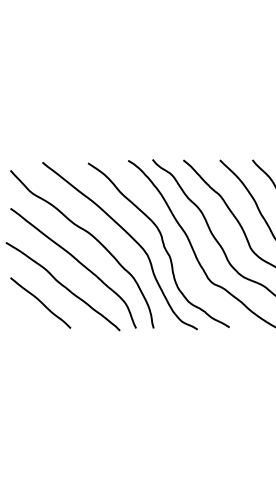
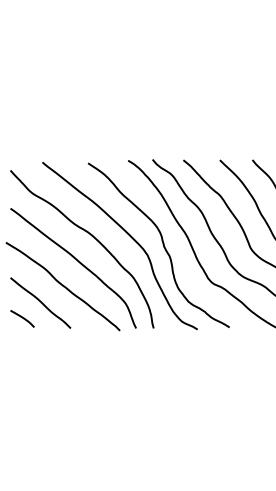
curve: none -> present (22, 318)
